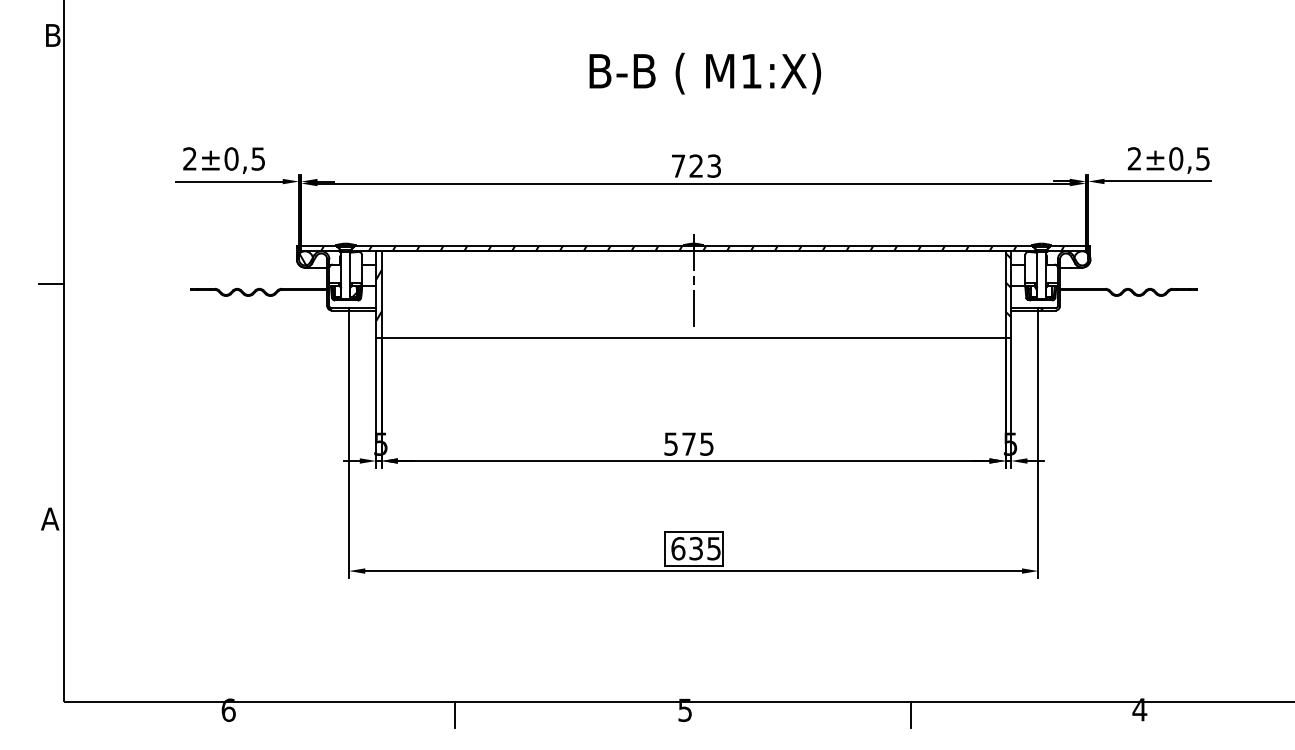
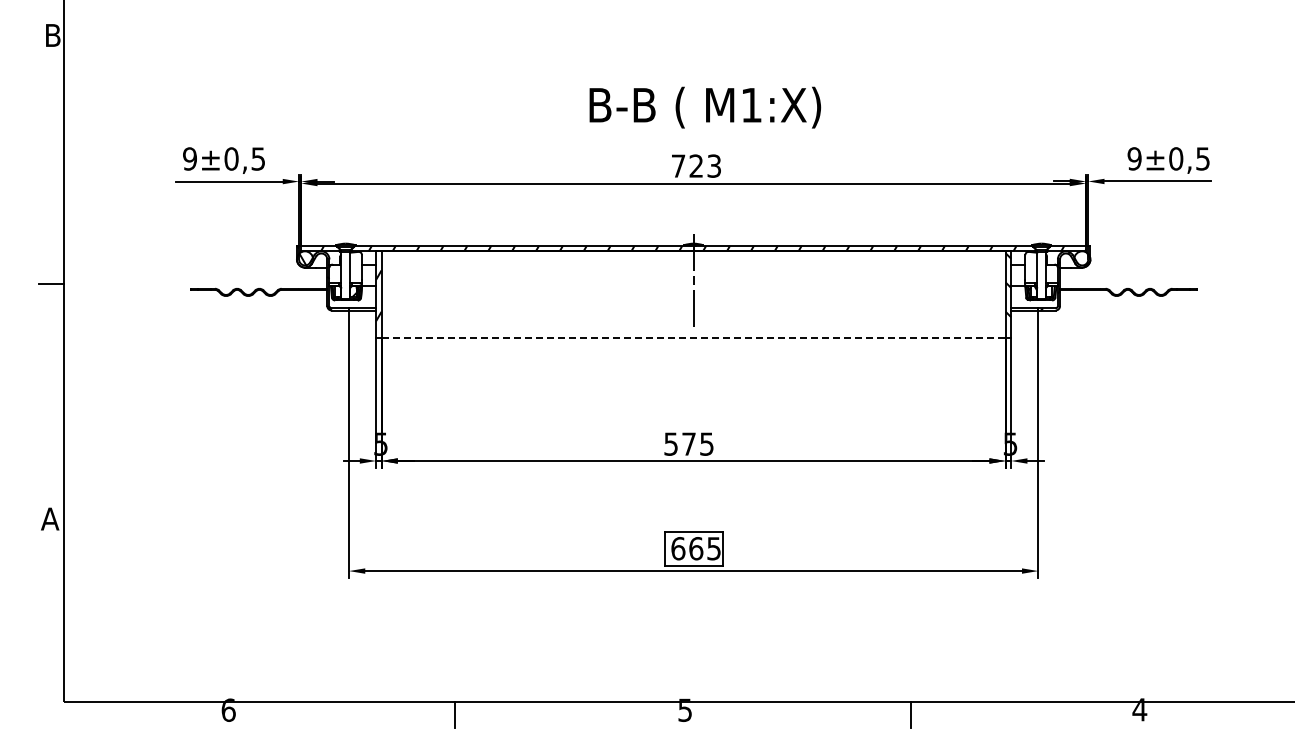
text position: (705, 73) -> (705, 107) (705, 107)
text: 2 -> 9 (189, 158)
text: 2 -> 9 (1134, 158)
line: solid -> dashed (694, 338)
text: 635 -> 665 (696, 548)
